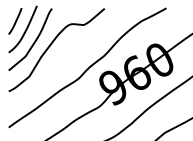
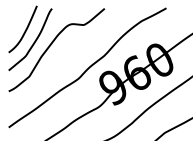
line: present -> none (15, 21)
